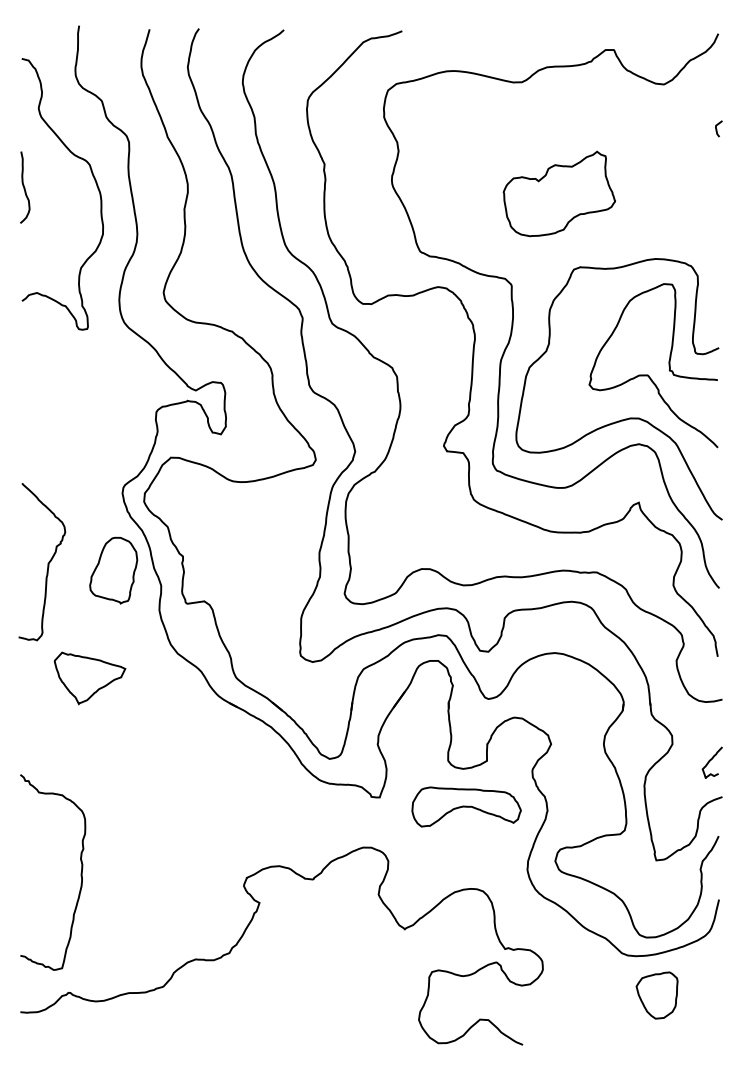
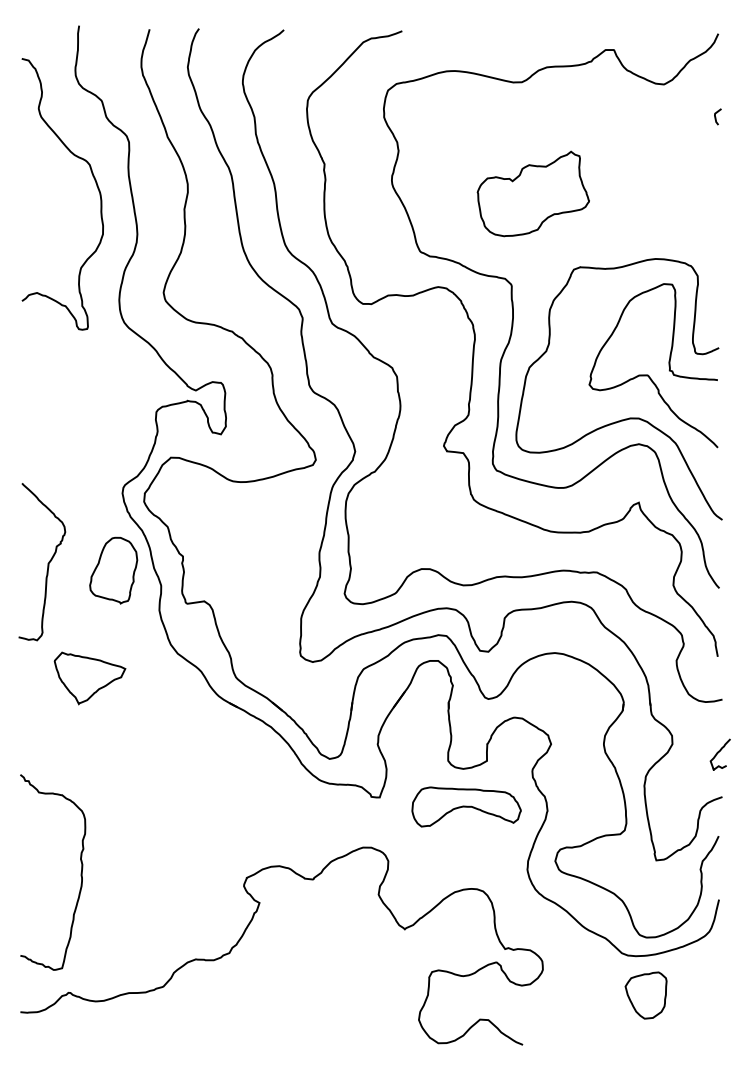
line position: (717, 129) -> (716, 117) (716, 117)
curve: present -> none (25, 187)
part position: (558, 193) -> (532, 193) (532, 193)
curve position: (710, 761) -> (718, 753) (718, 753)
part position: (656, 995) -> (645, 995) (645, 995)
